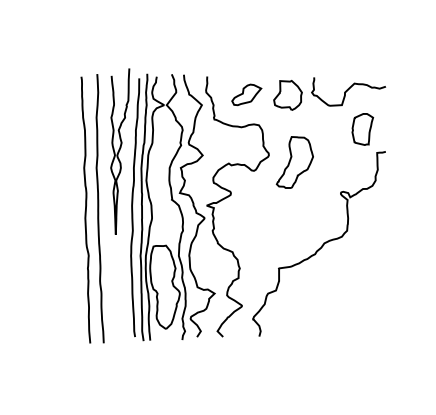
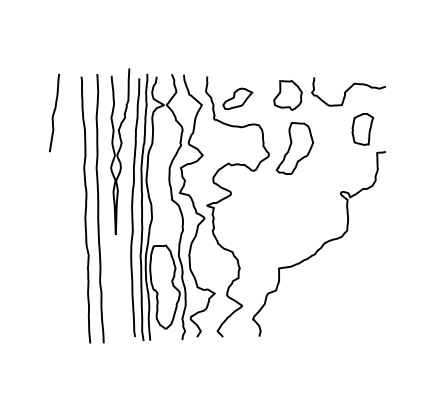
part position: (246, 94) -> (237, 98) (237, 98)
curve: none -> present (54, 112)
part position: (294, 162) -> (294, 148) (294, 148)
